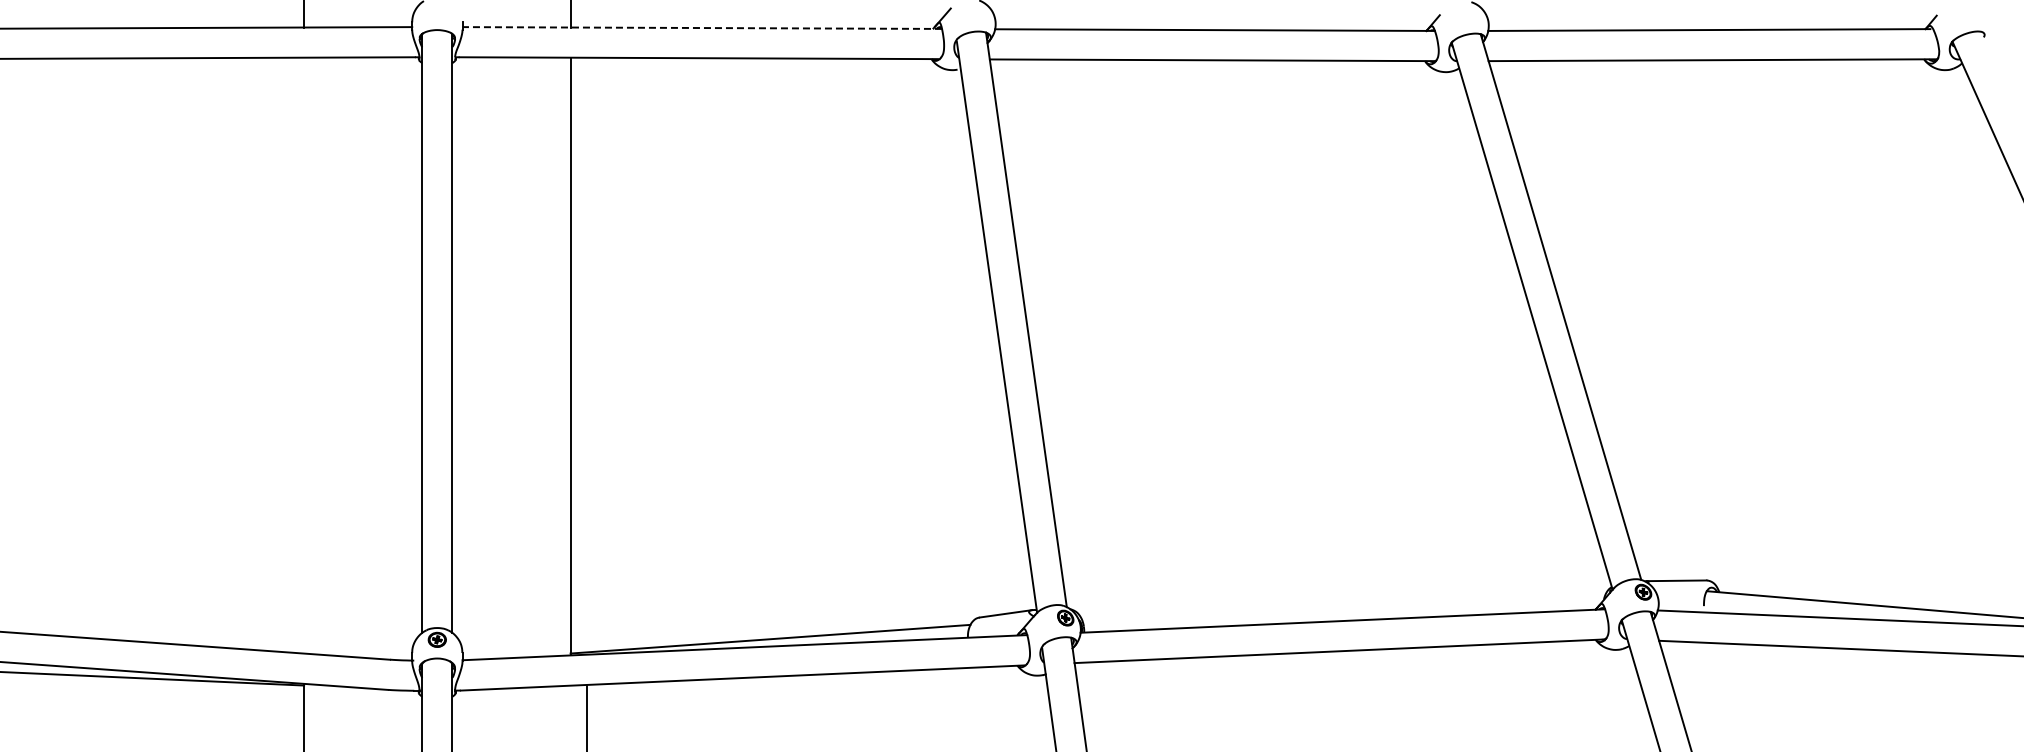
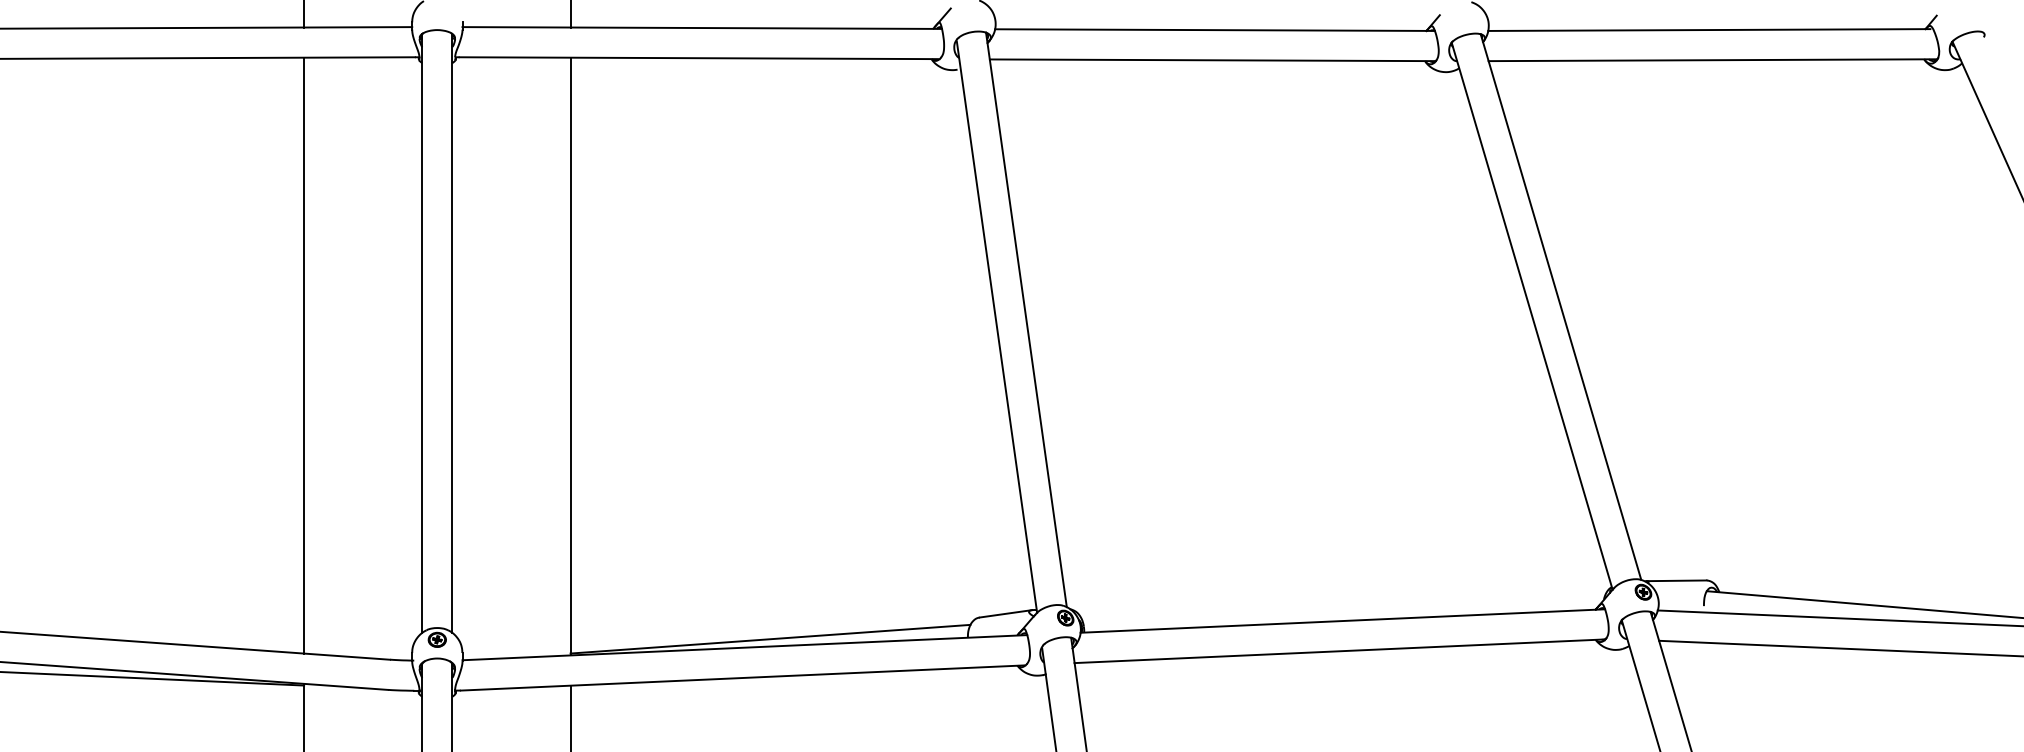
line: dashed -> solid (702, 28)
line: none -> present (304, 355)
line position: (586, 716) -> (570, 716) (570, 716)
